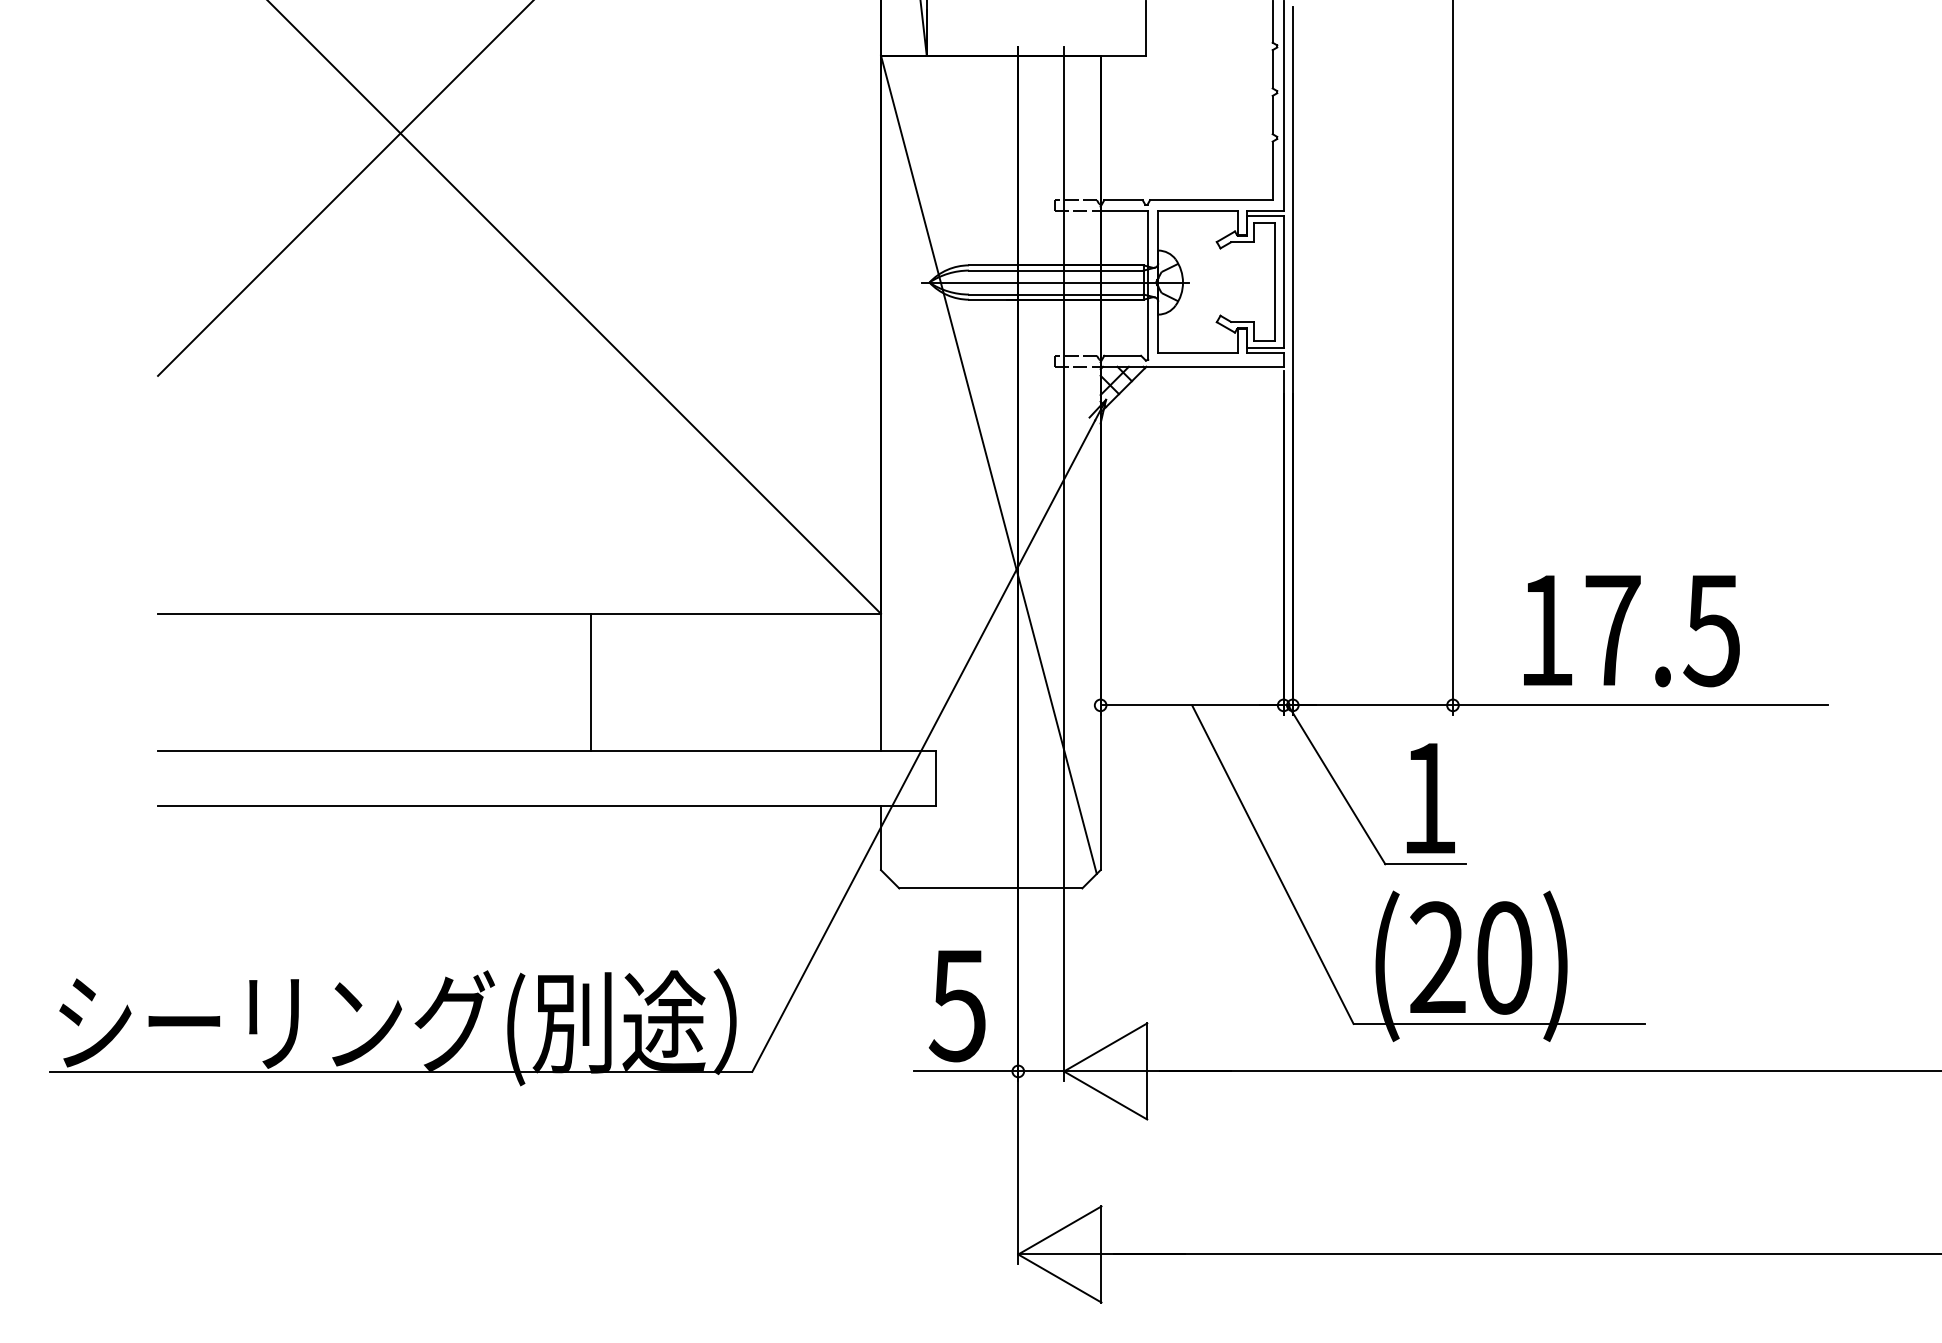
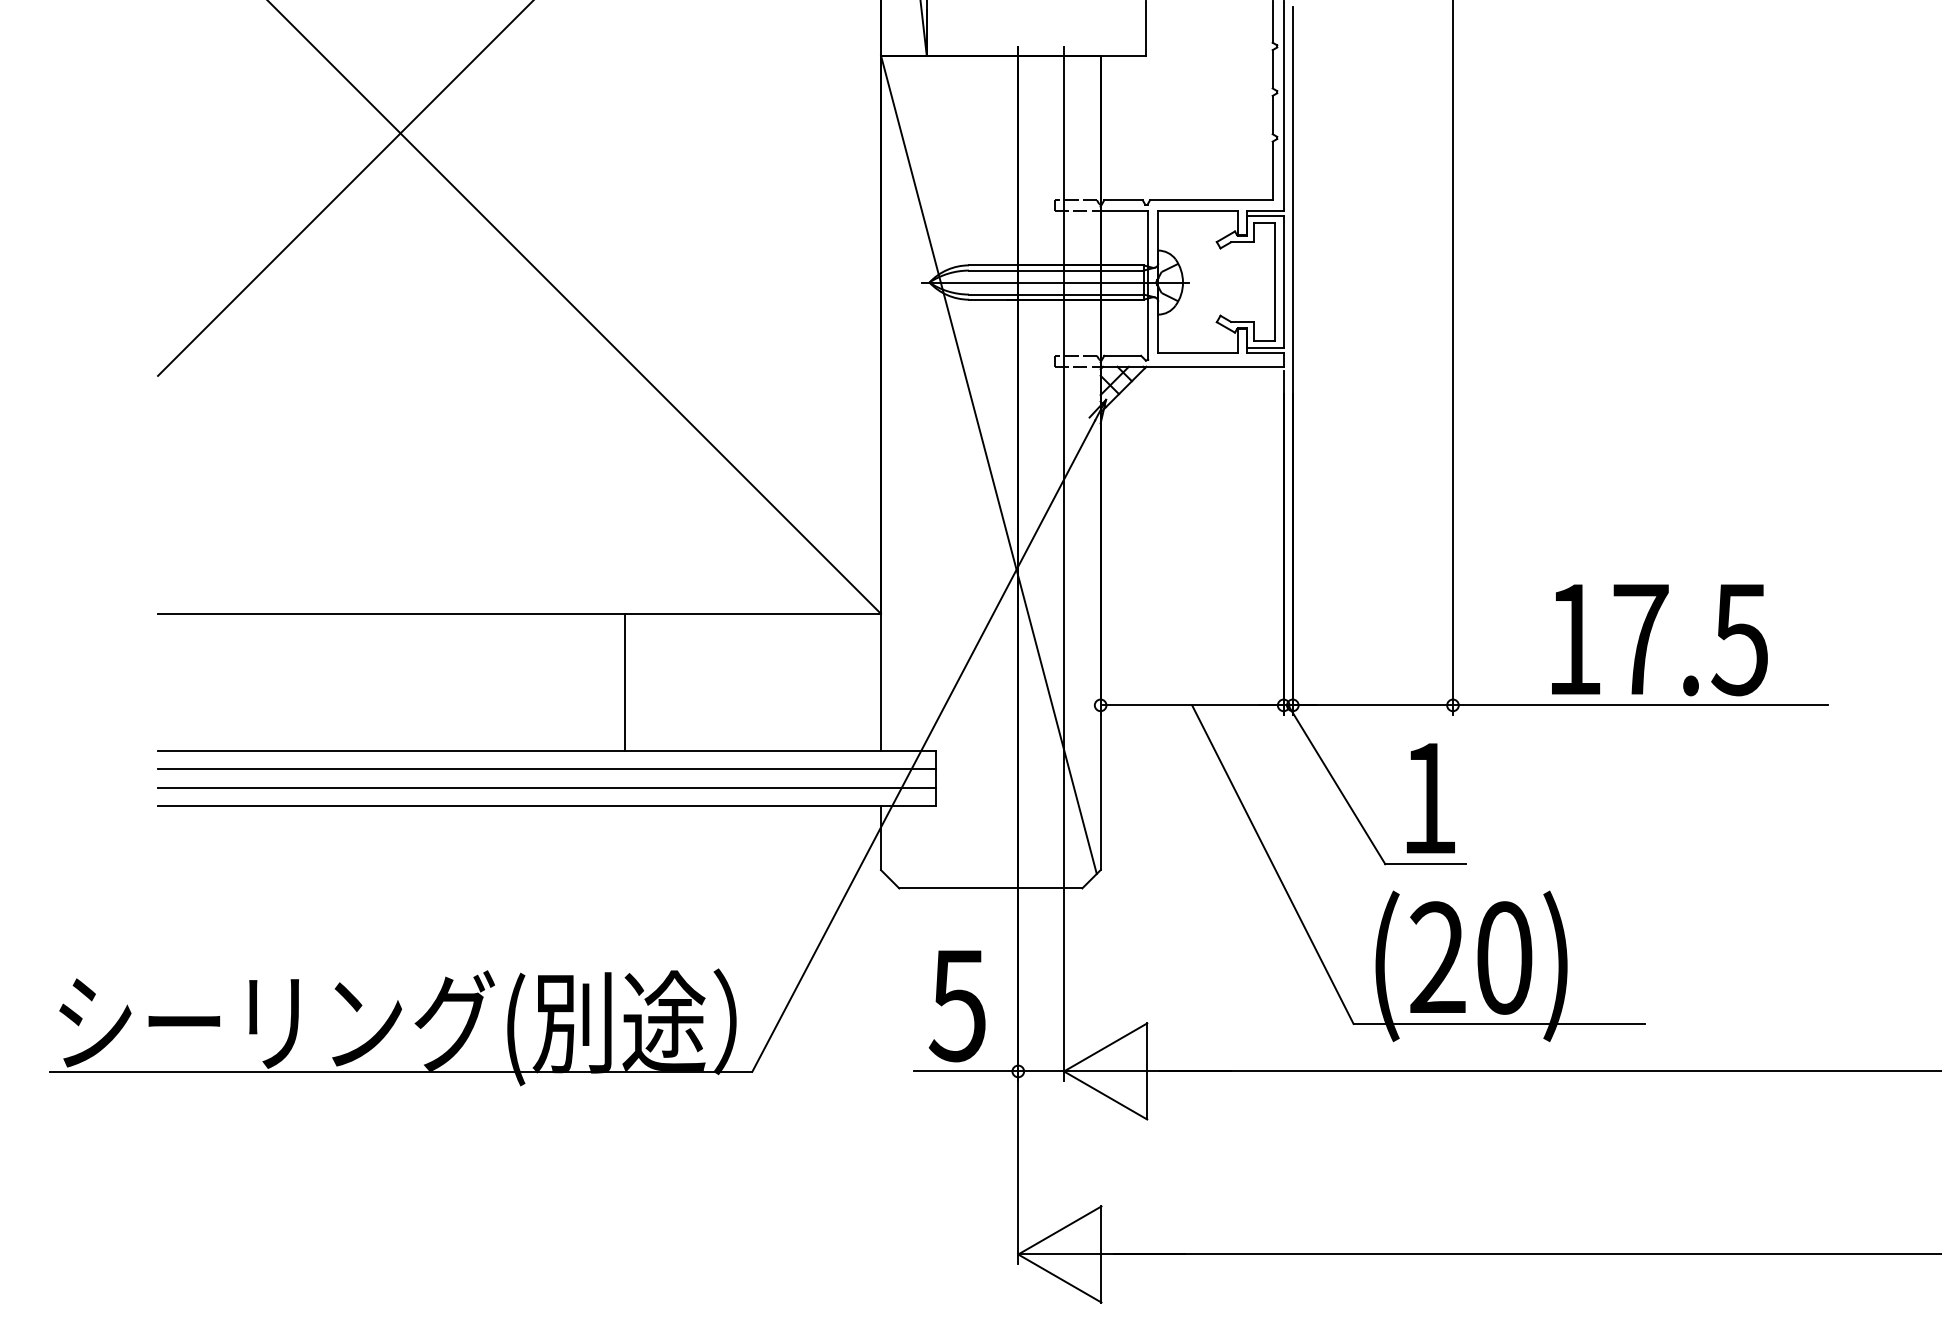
text position: (1631, 631) -> (1659, 640) (1659, 640)
line position: (590, 682) -> (624, 682) (624, 682)
line: none -> present (546, 769)
line: none -> present (546, 787)
